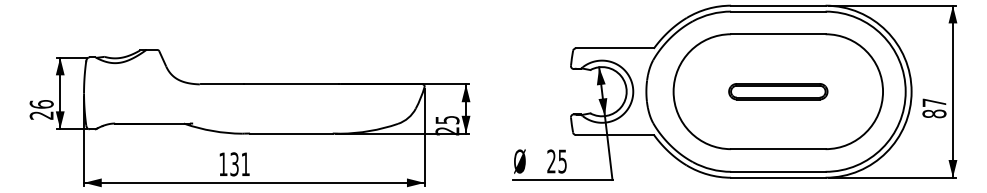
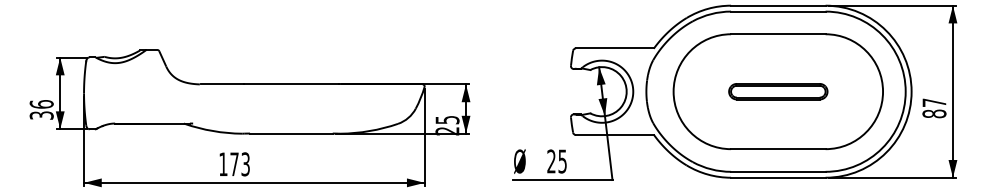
text: 26 -> 36 (41, 115)
text: 131 -> 173 (239, 164)
